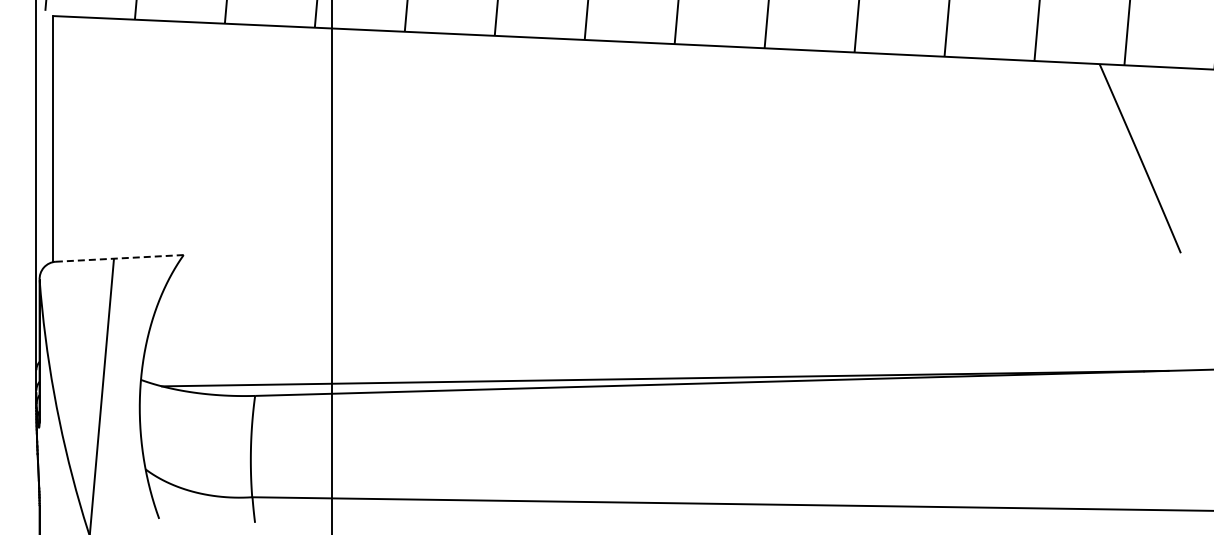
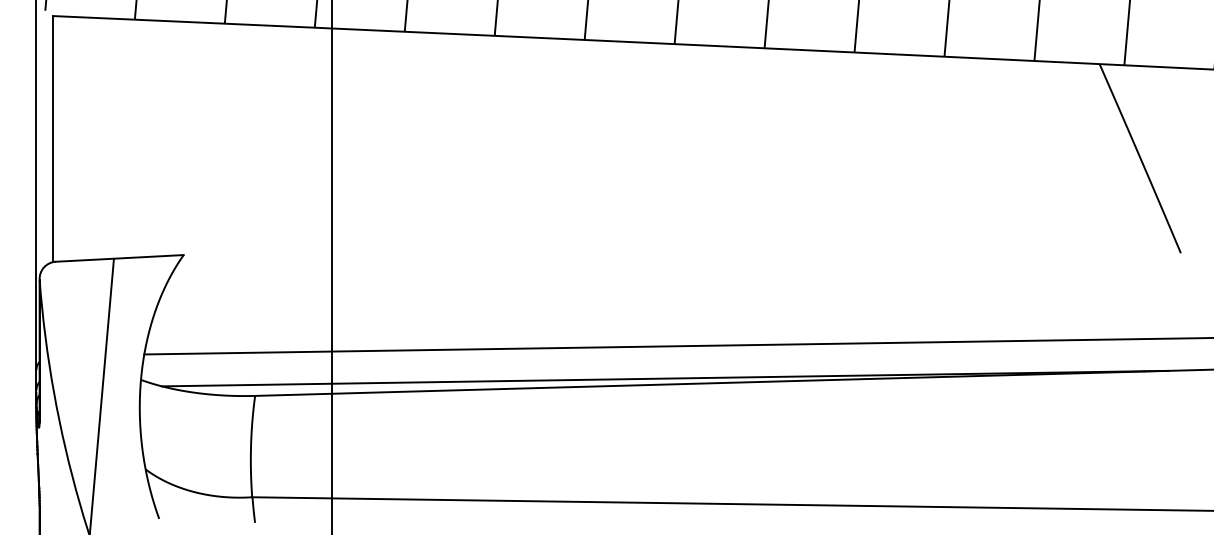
line: dashed -> solid (119, 258)
line: none -> present (677, 346)
